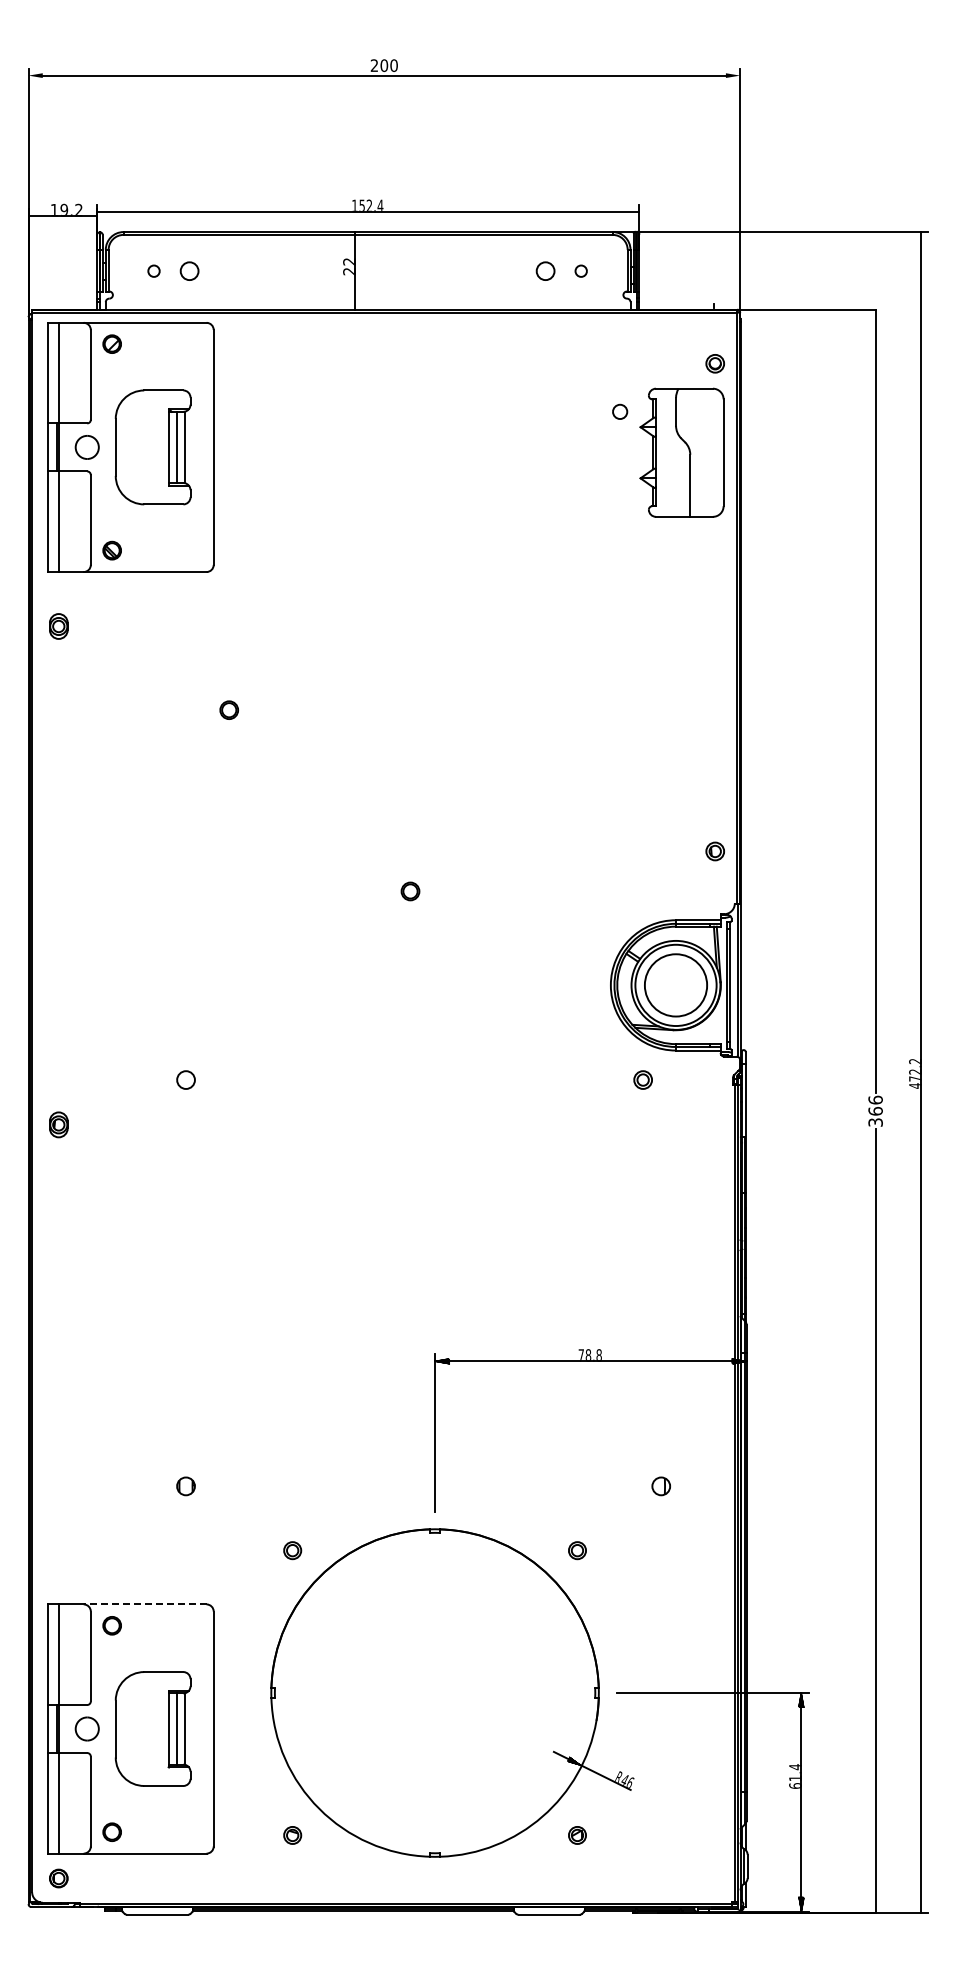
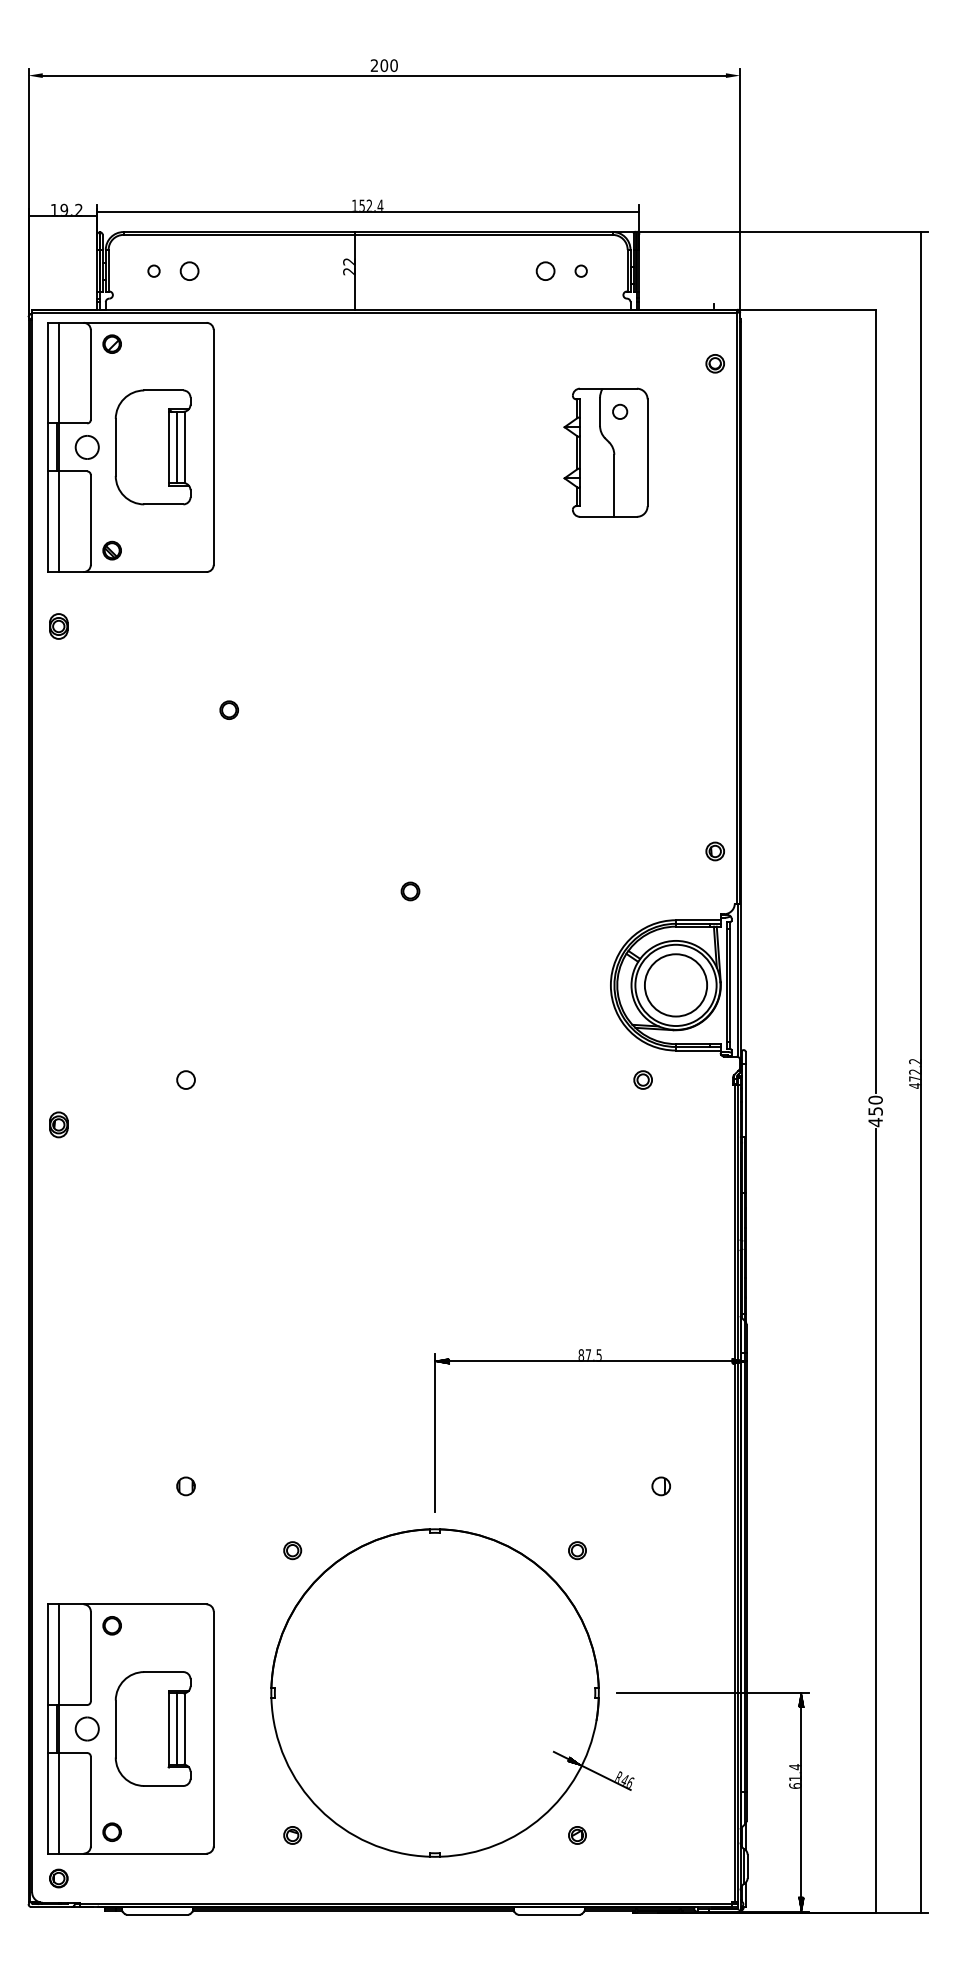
part position: (681, 452) -> (605, 452) (605, 452)
text: 366 -> 450 (875, 1111)
text: 78.8 -> 87.5 (589, 1354)
line: dashed -> solid (144, 1604)
